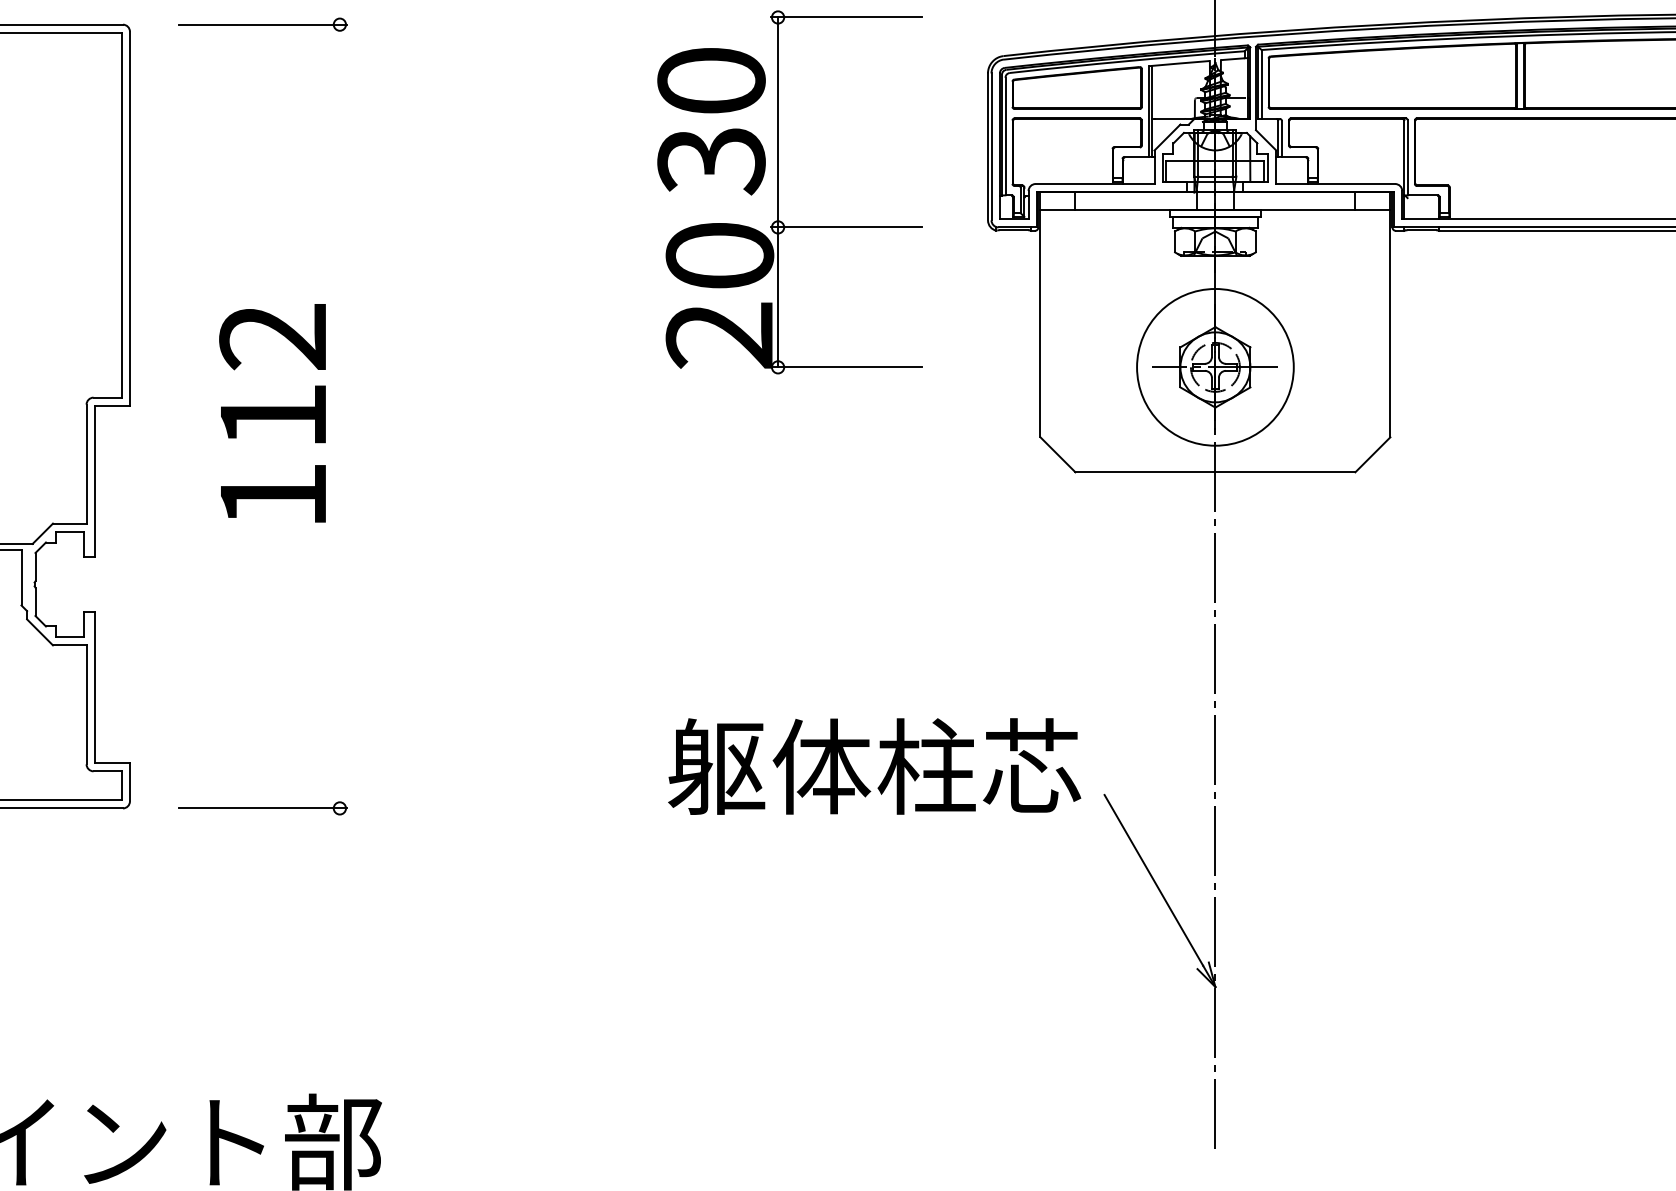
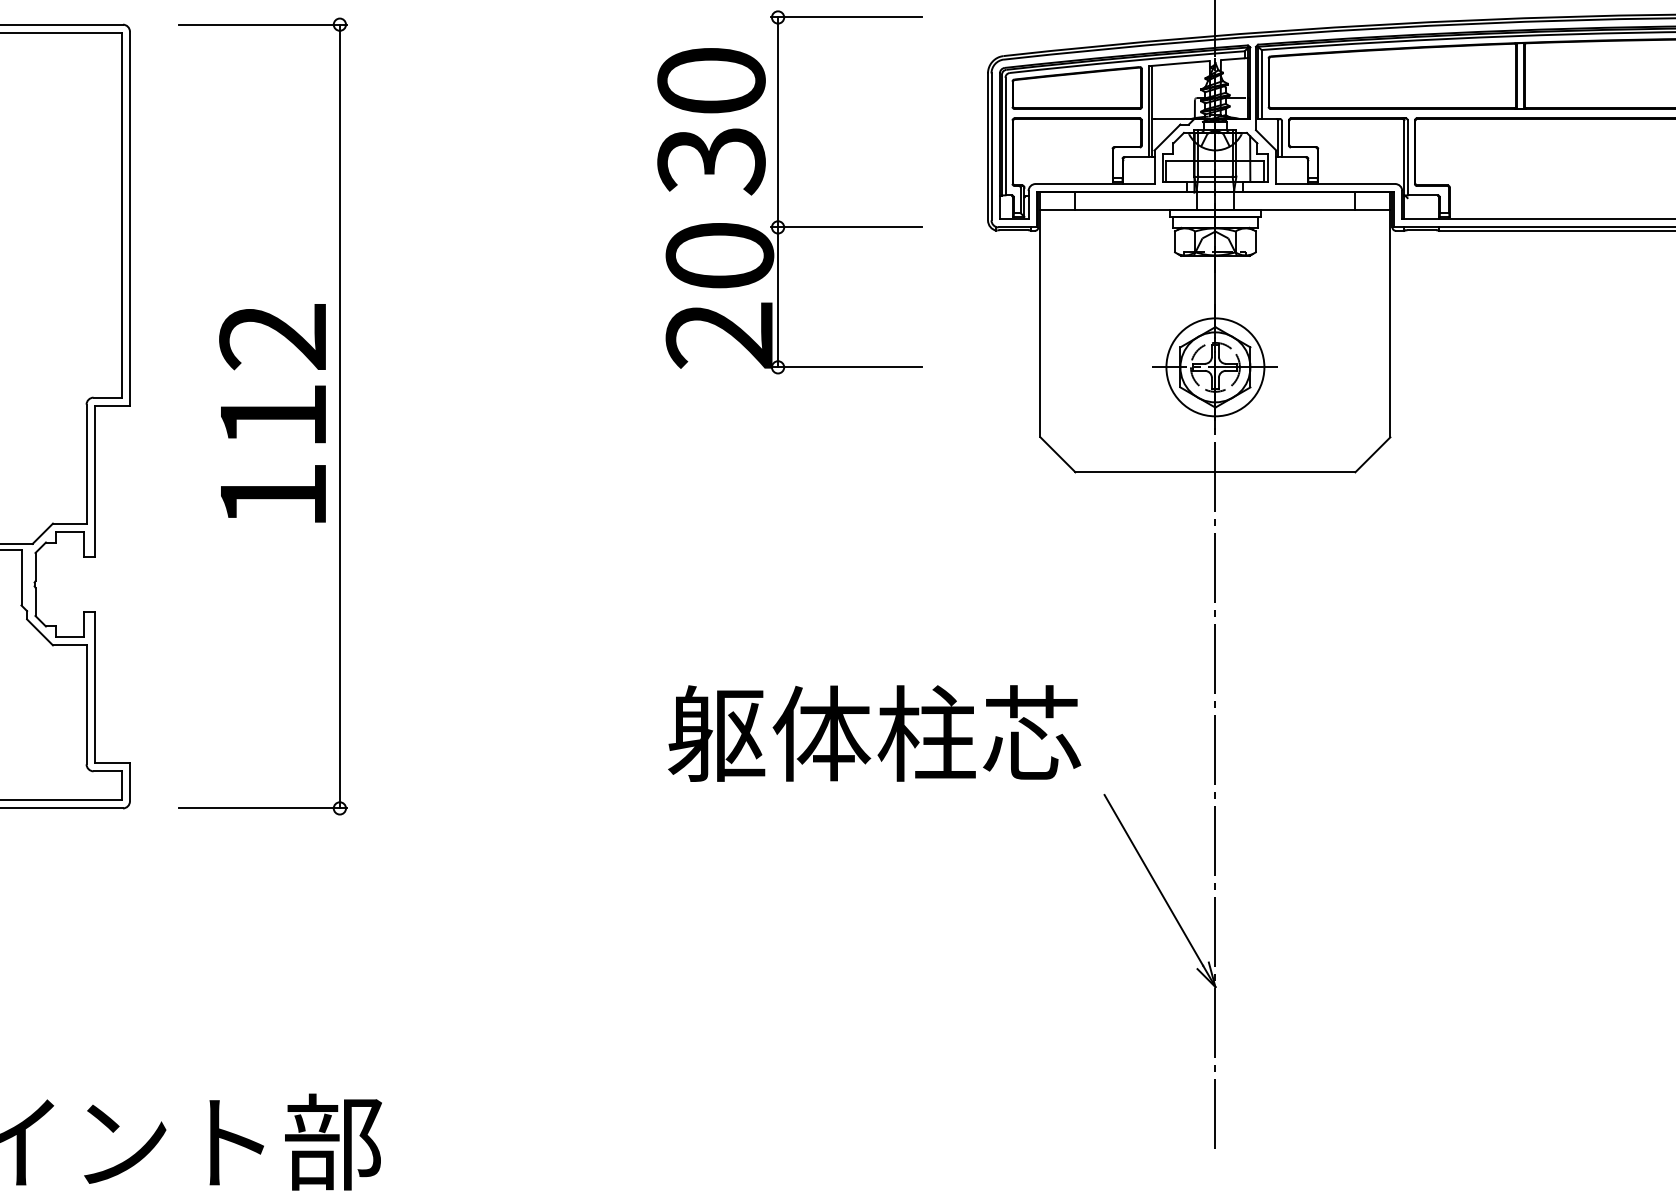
circle diameter: 157 px -> 98 px (1215, 367)
line: none -> present (339, 416)
text position: (874, 766) -> (874, 733) (874, 733)
